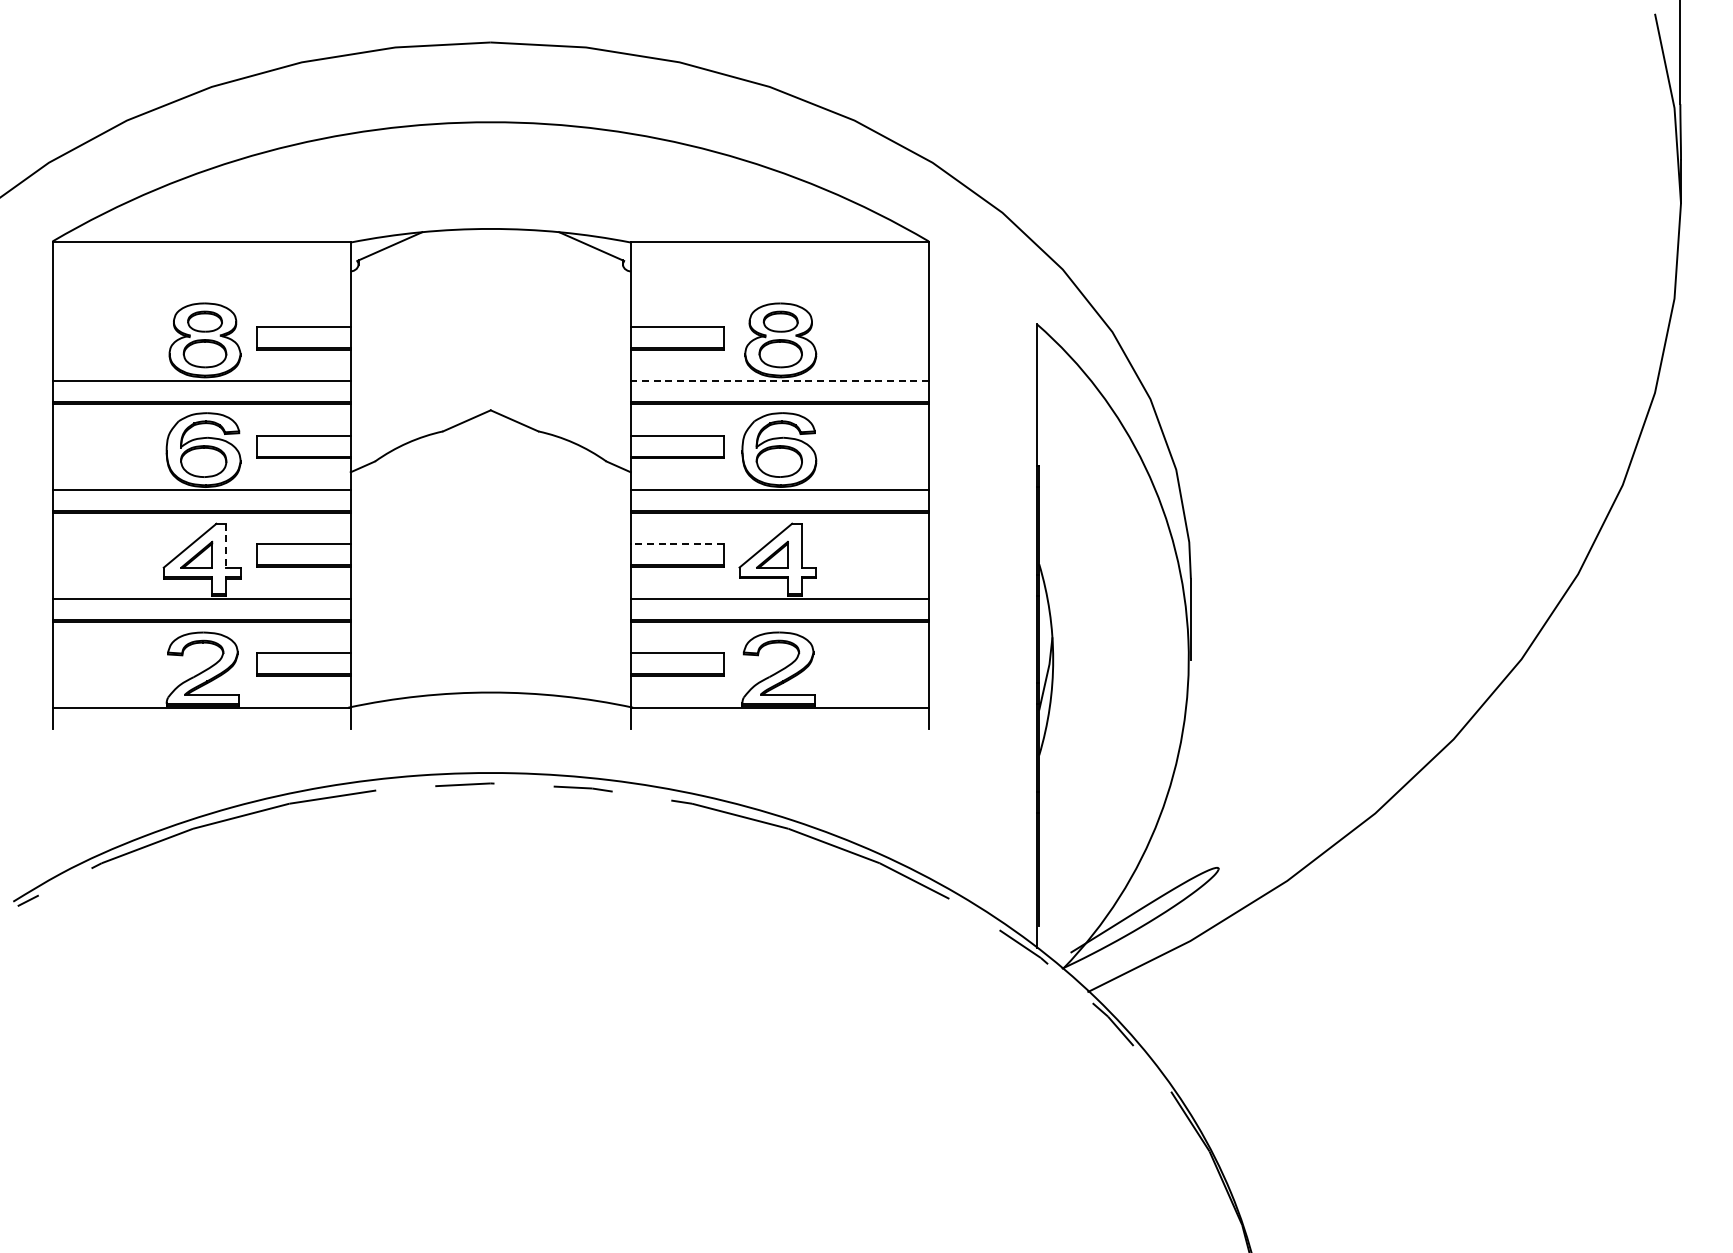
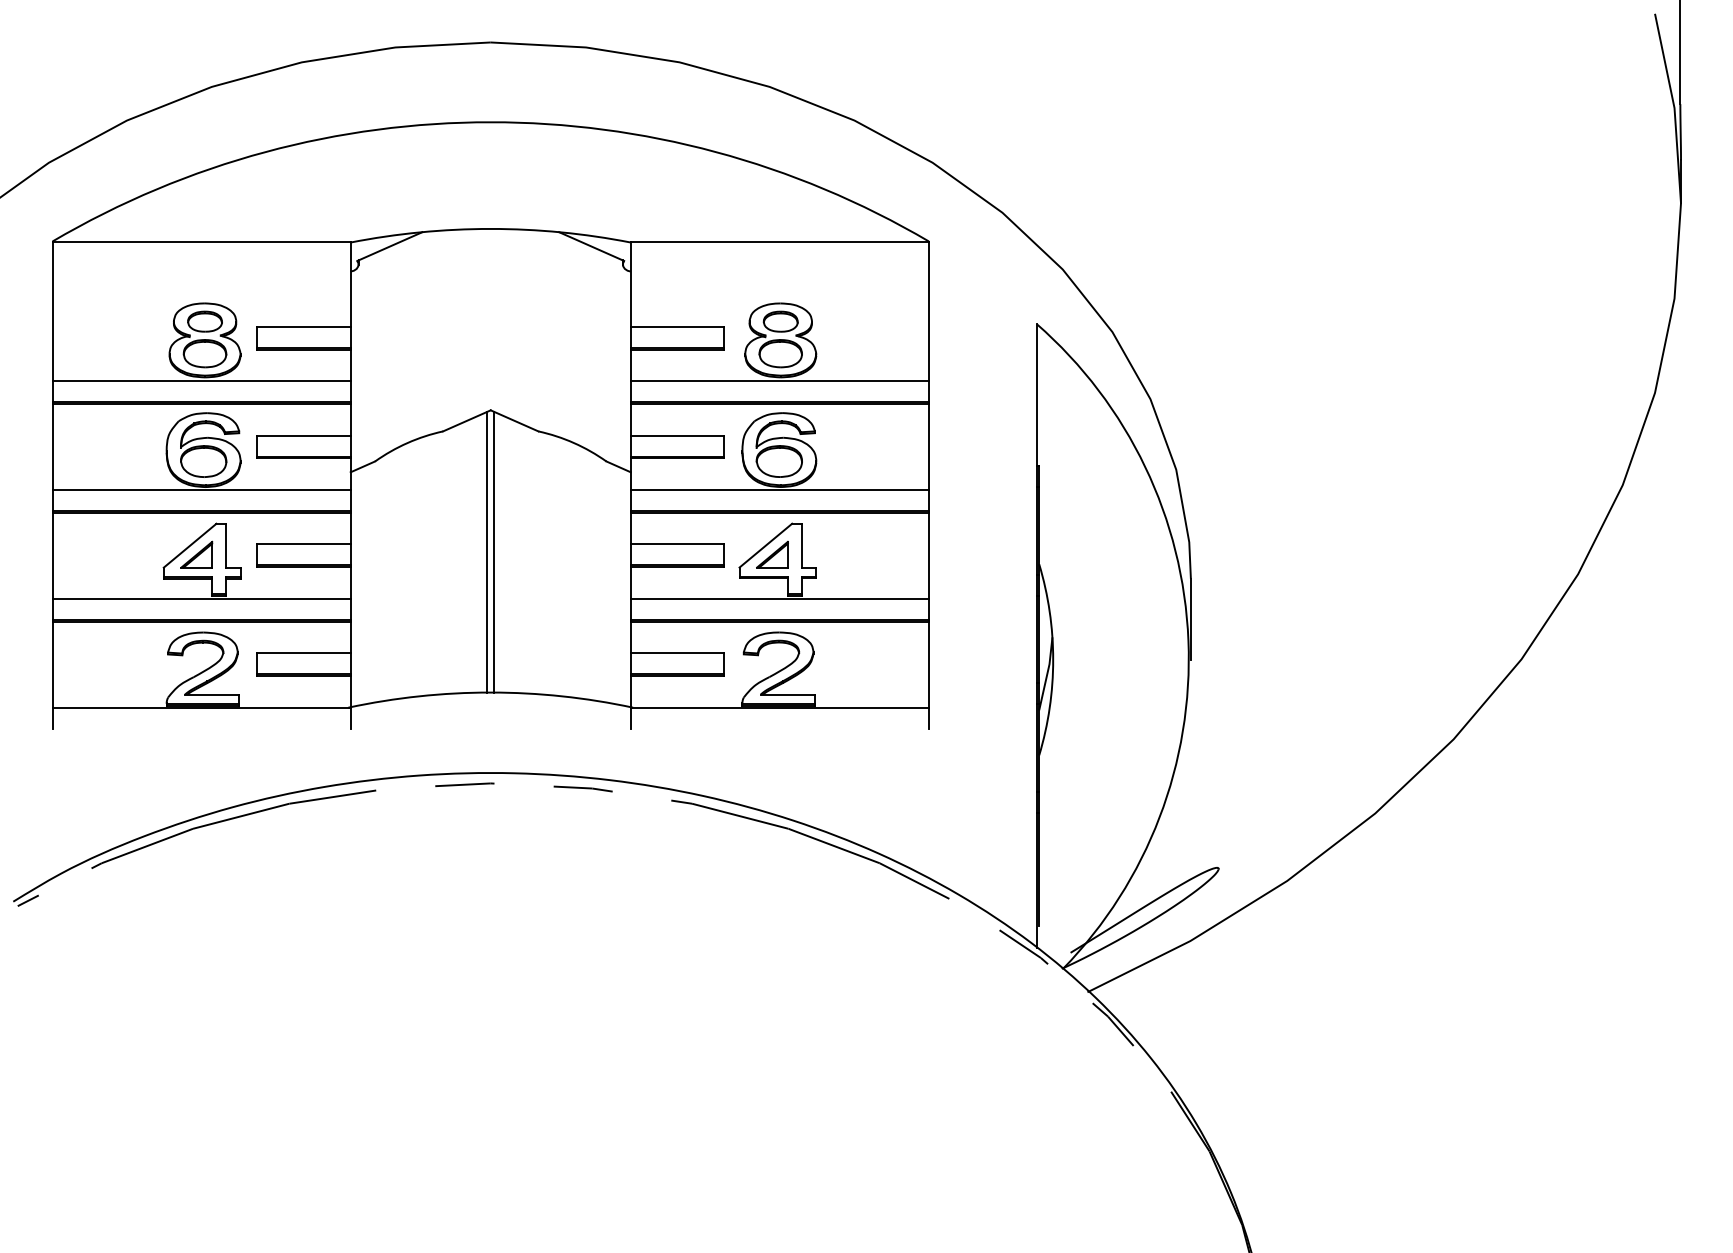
line: dashed -> solid (779, 381)
line: dashed -> solid (677, 544)
line: dashed -> solid (226, 545)
line: none -> present (487, 551)
line: none -> present (494, 551)
